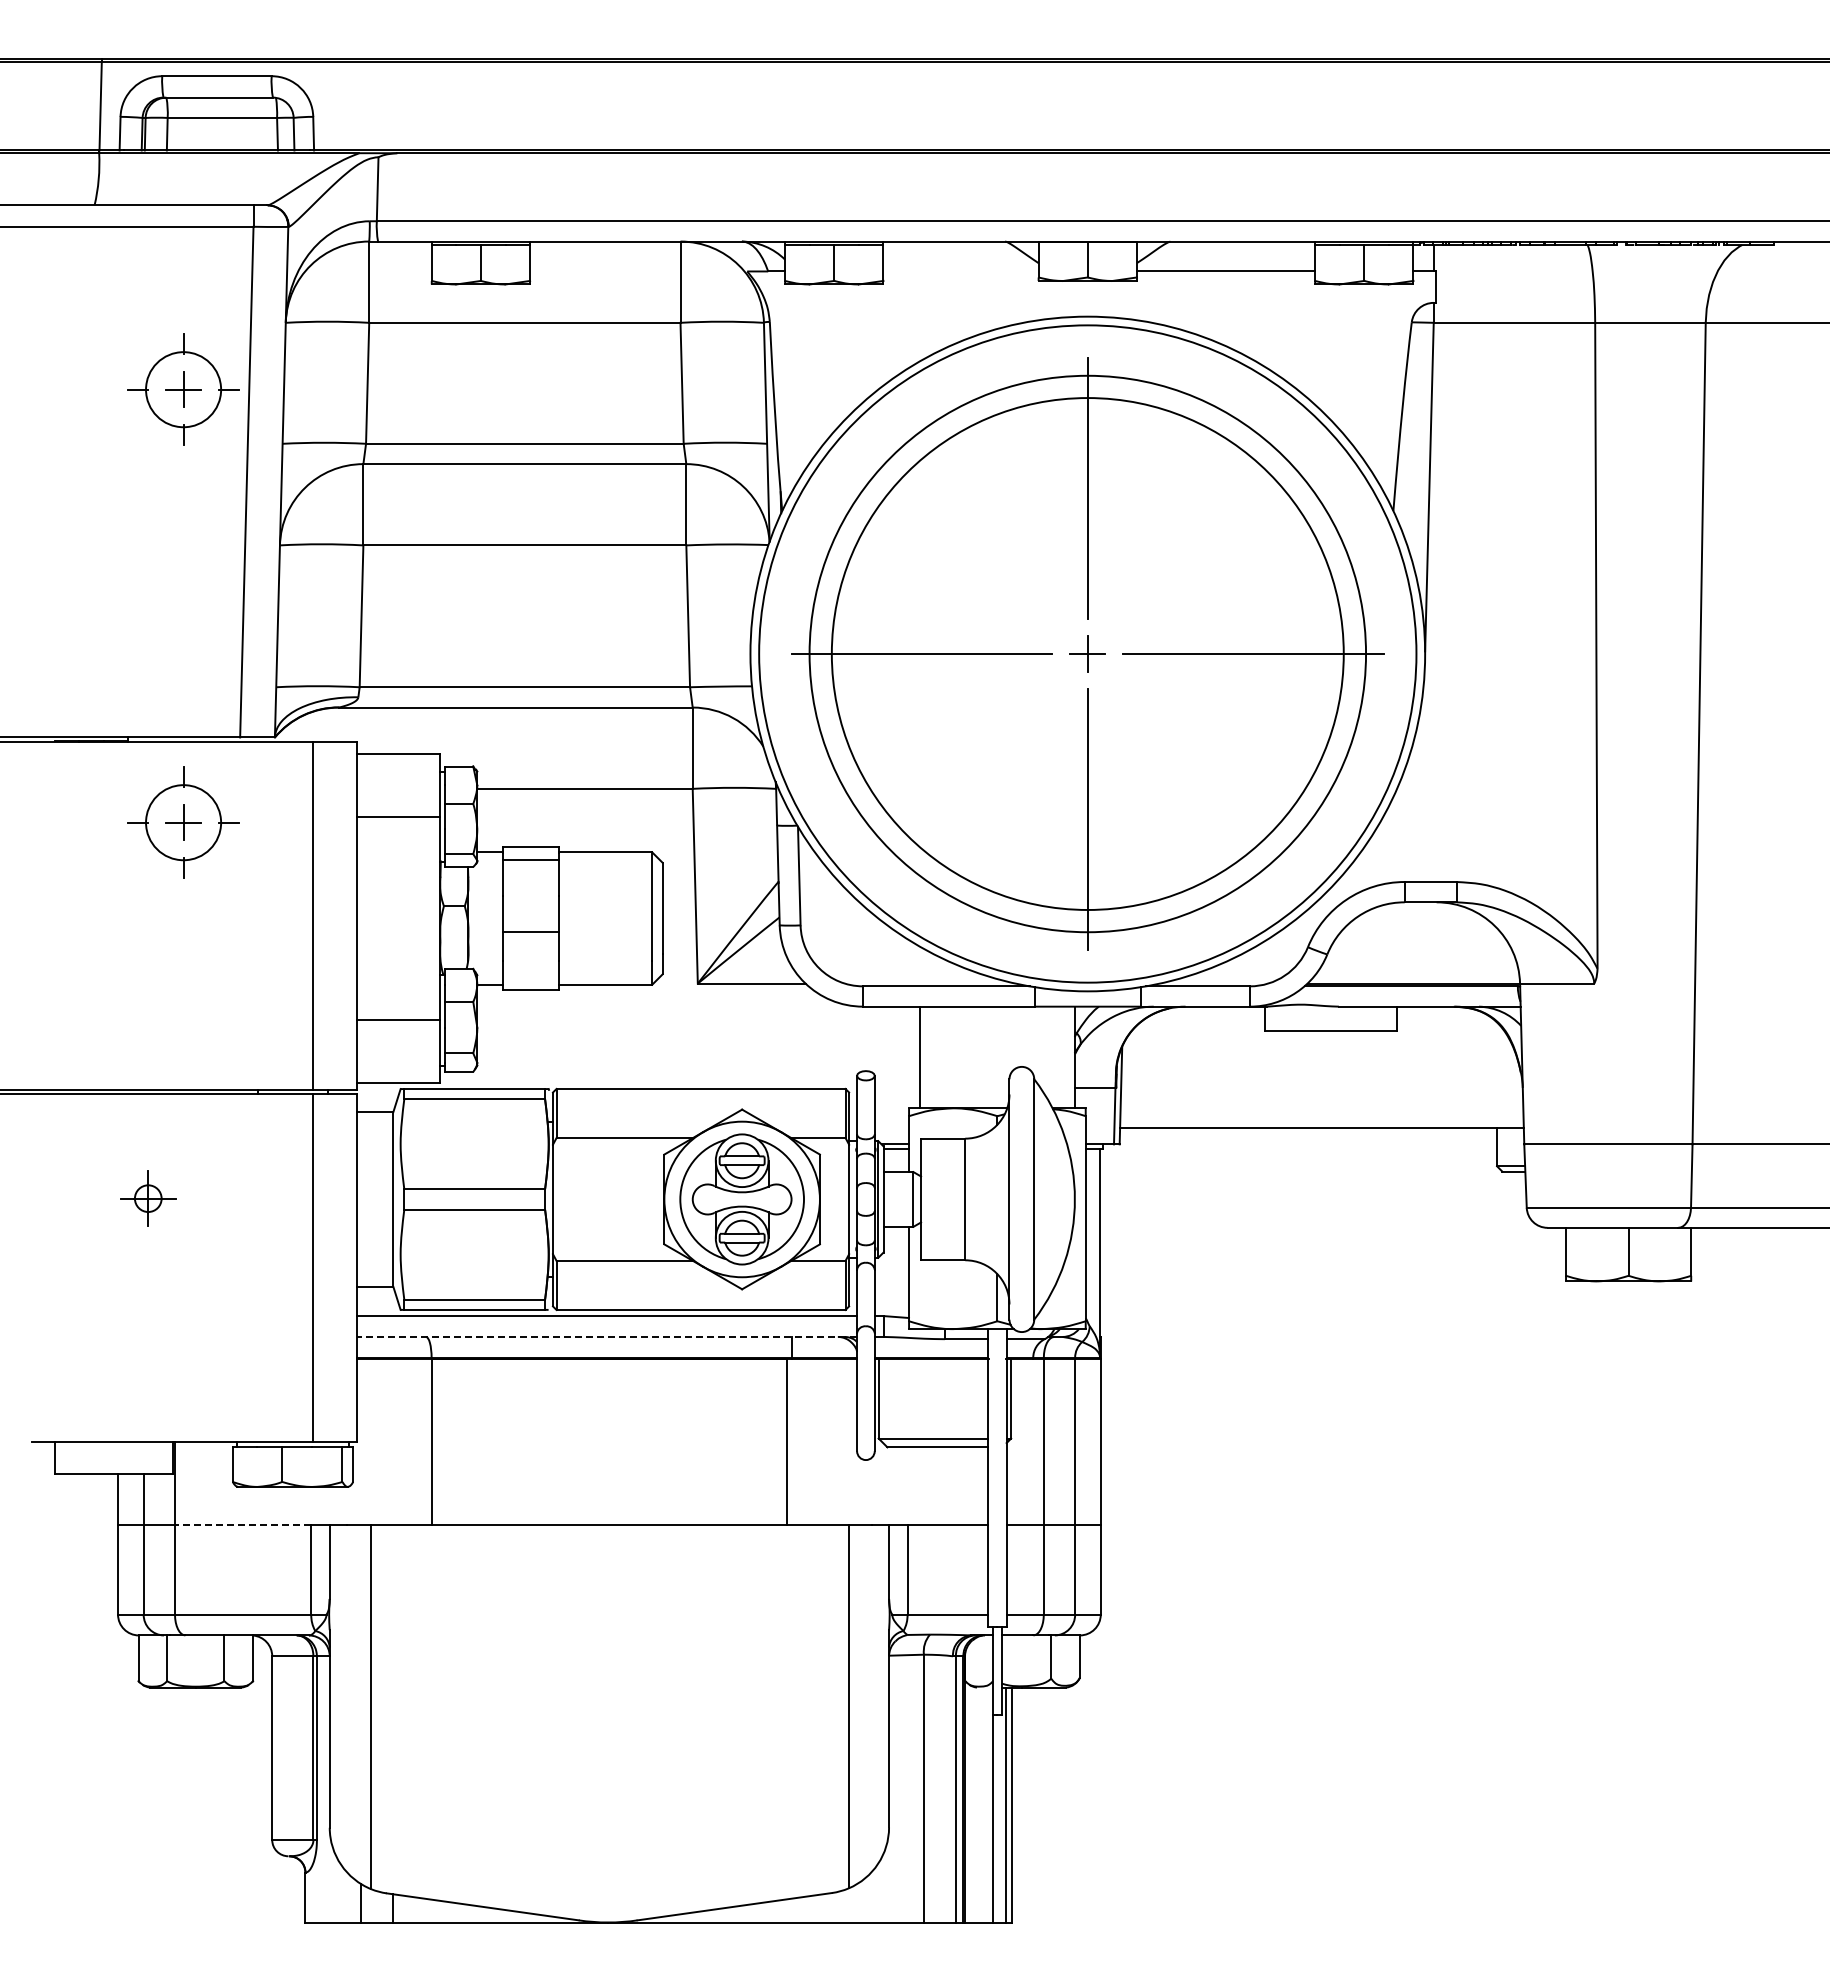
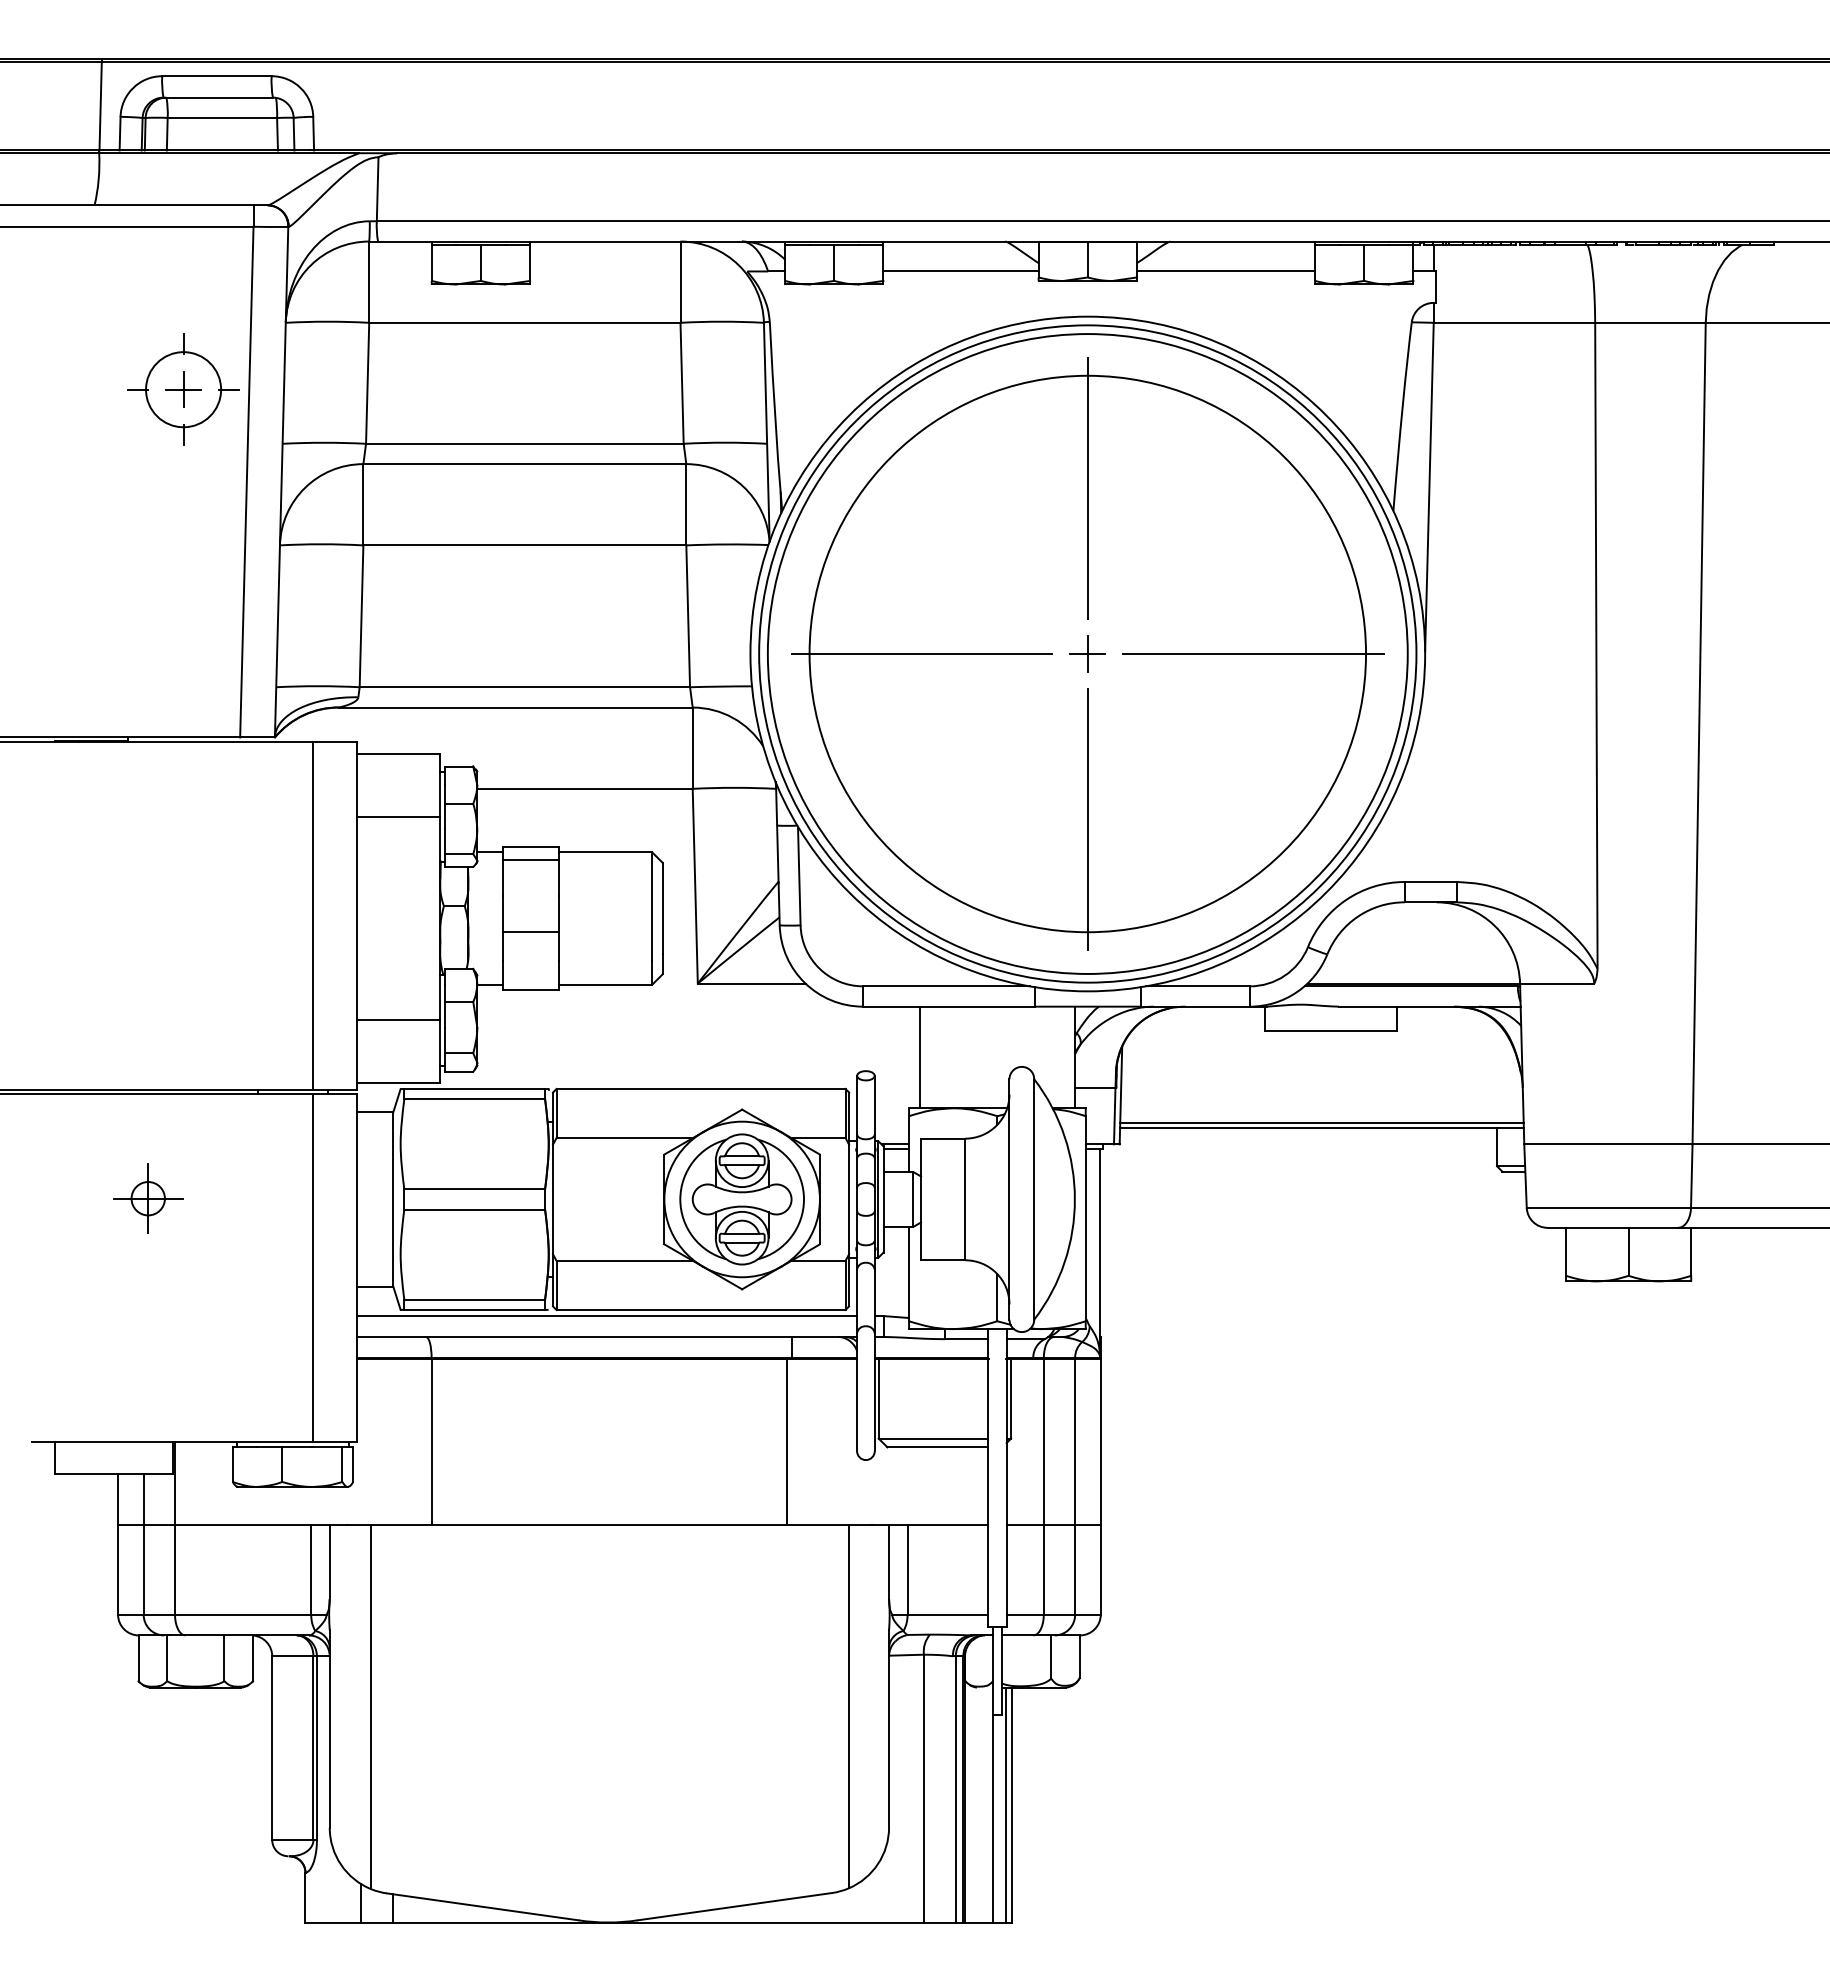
line: none -> present (960, 271)
circle diameter: 512 px -> 640 px (1087, 653)
part: present -> none (183, 822)
line: none -> present (1321, 1123)
part size: 57x57 px -> 71x71 px (148, 1198)
line: dashed -> solid (606, 1336)
line: dashed -> solid (242, 1525)
